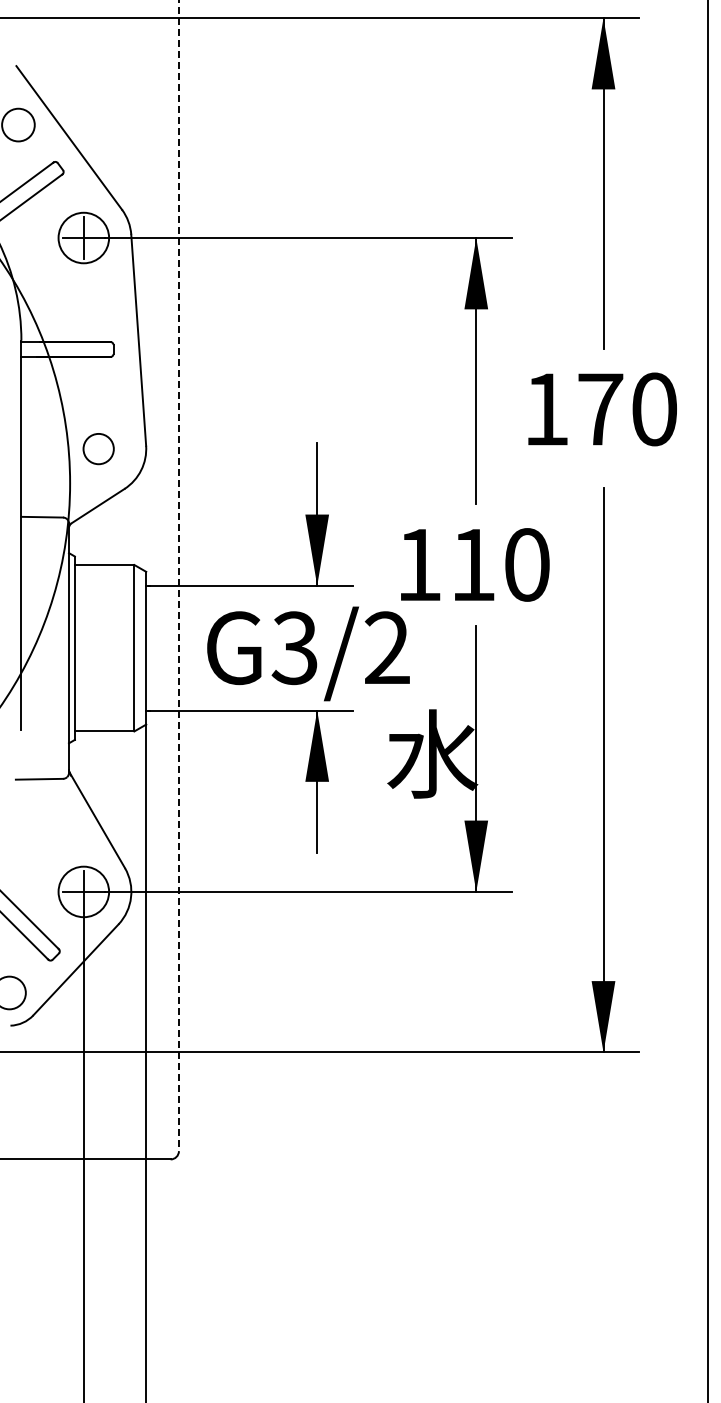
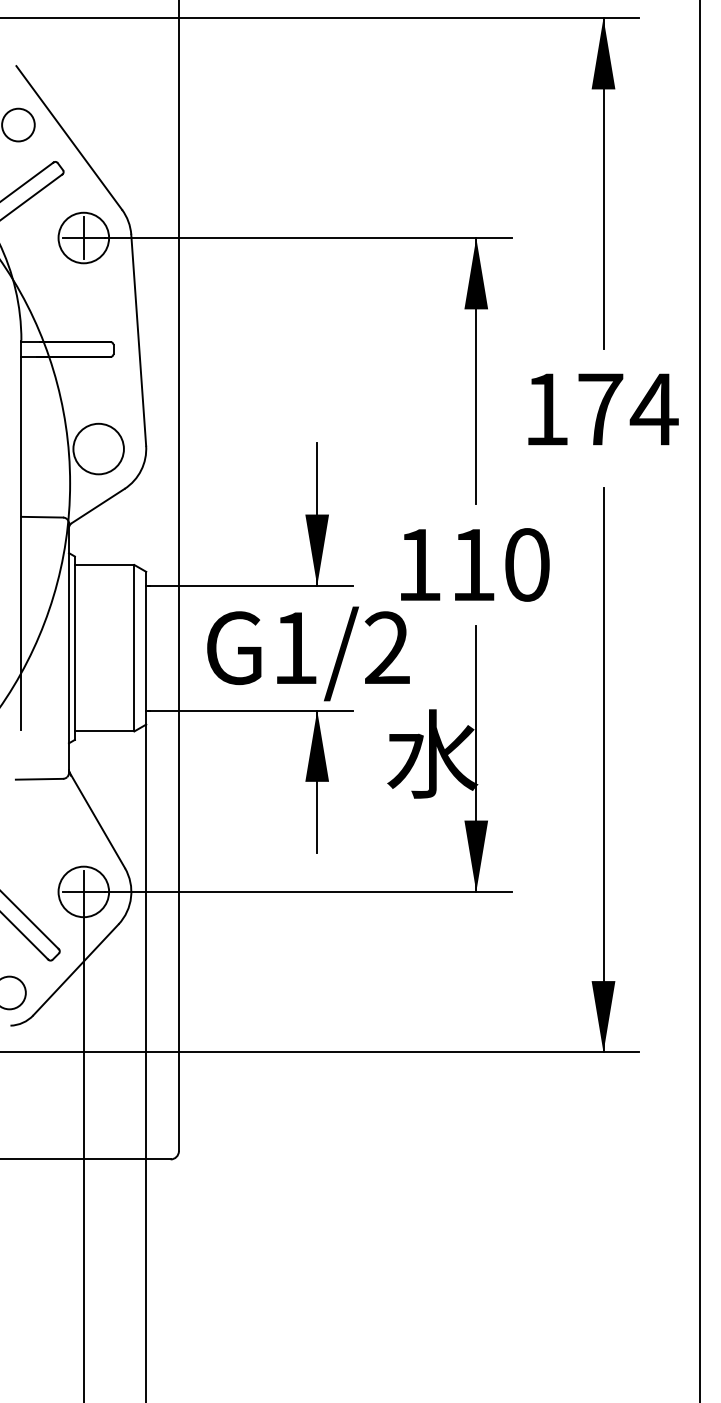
text: 170 -> 174 (653, 409)
circle diameter: 30 px -> 51 px (98, 448)
line: dashed -> solid (178, 576)
text: G3/2 -> G1/2 (294, 648)
line position: (707, 700) -> (699, 700) (699, 700)
